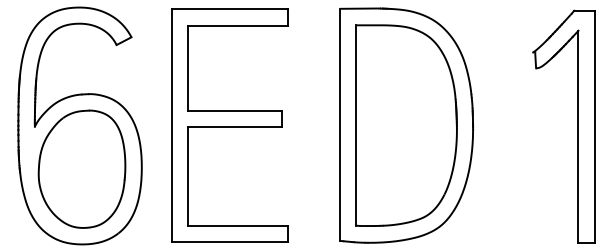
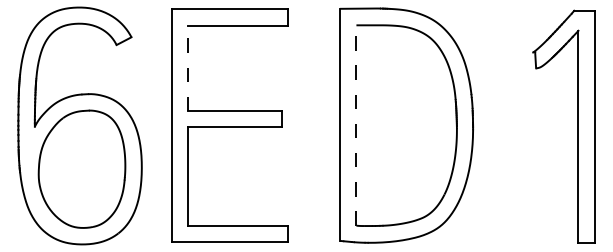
line: solid -> dashed (188, 68)
line: solid -> dashed (356, 125)
